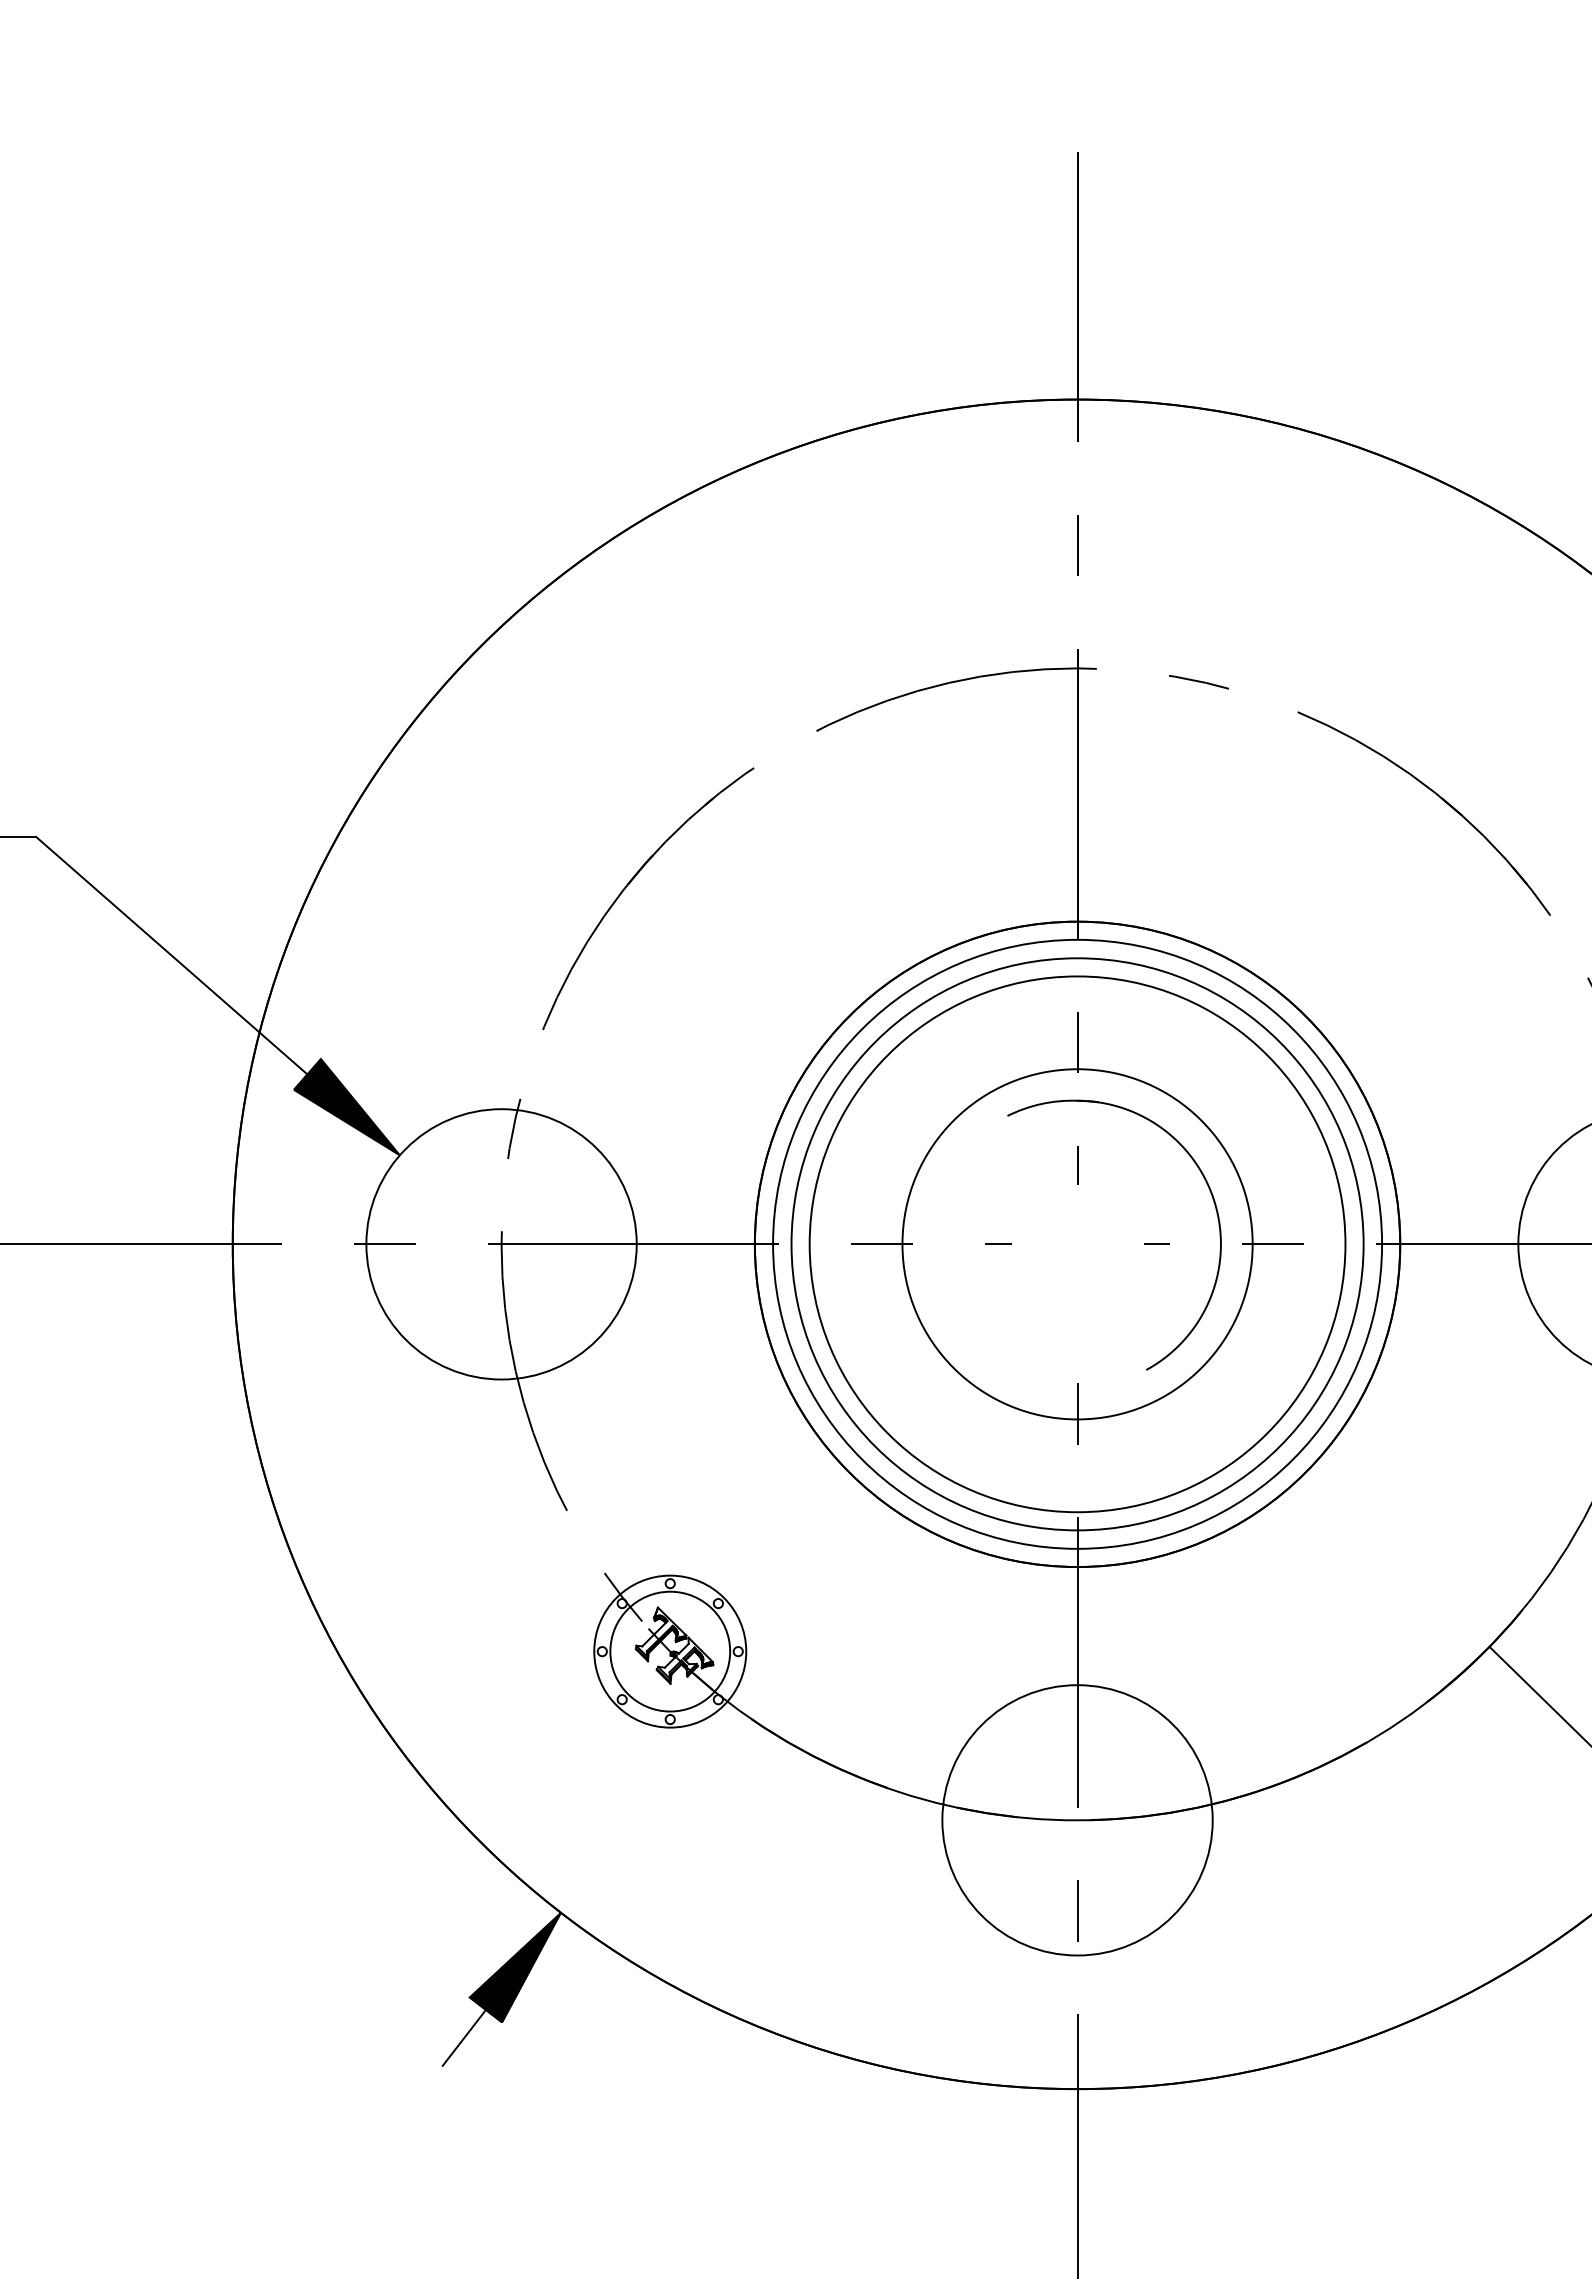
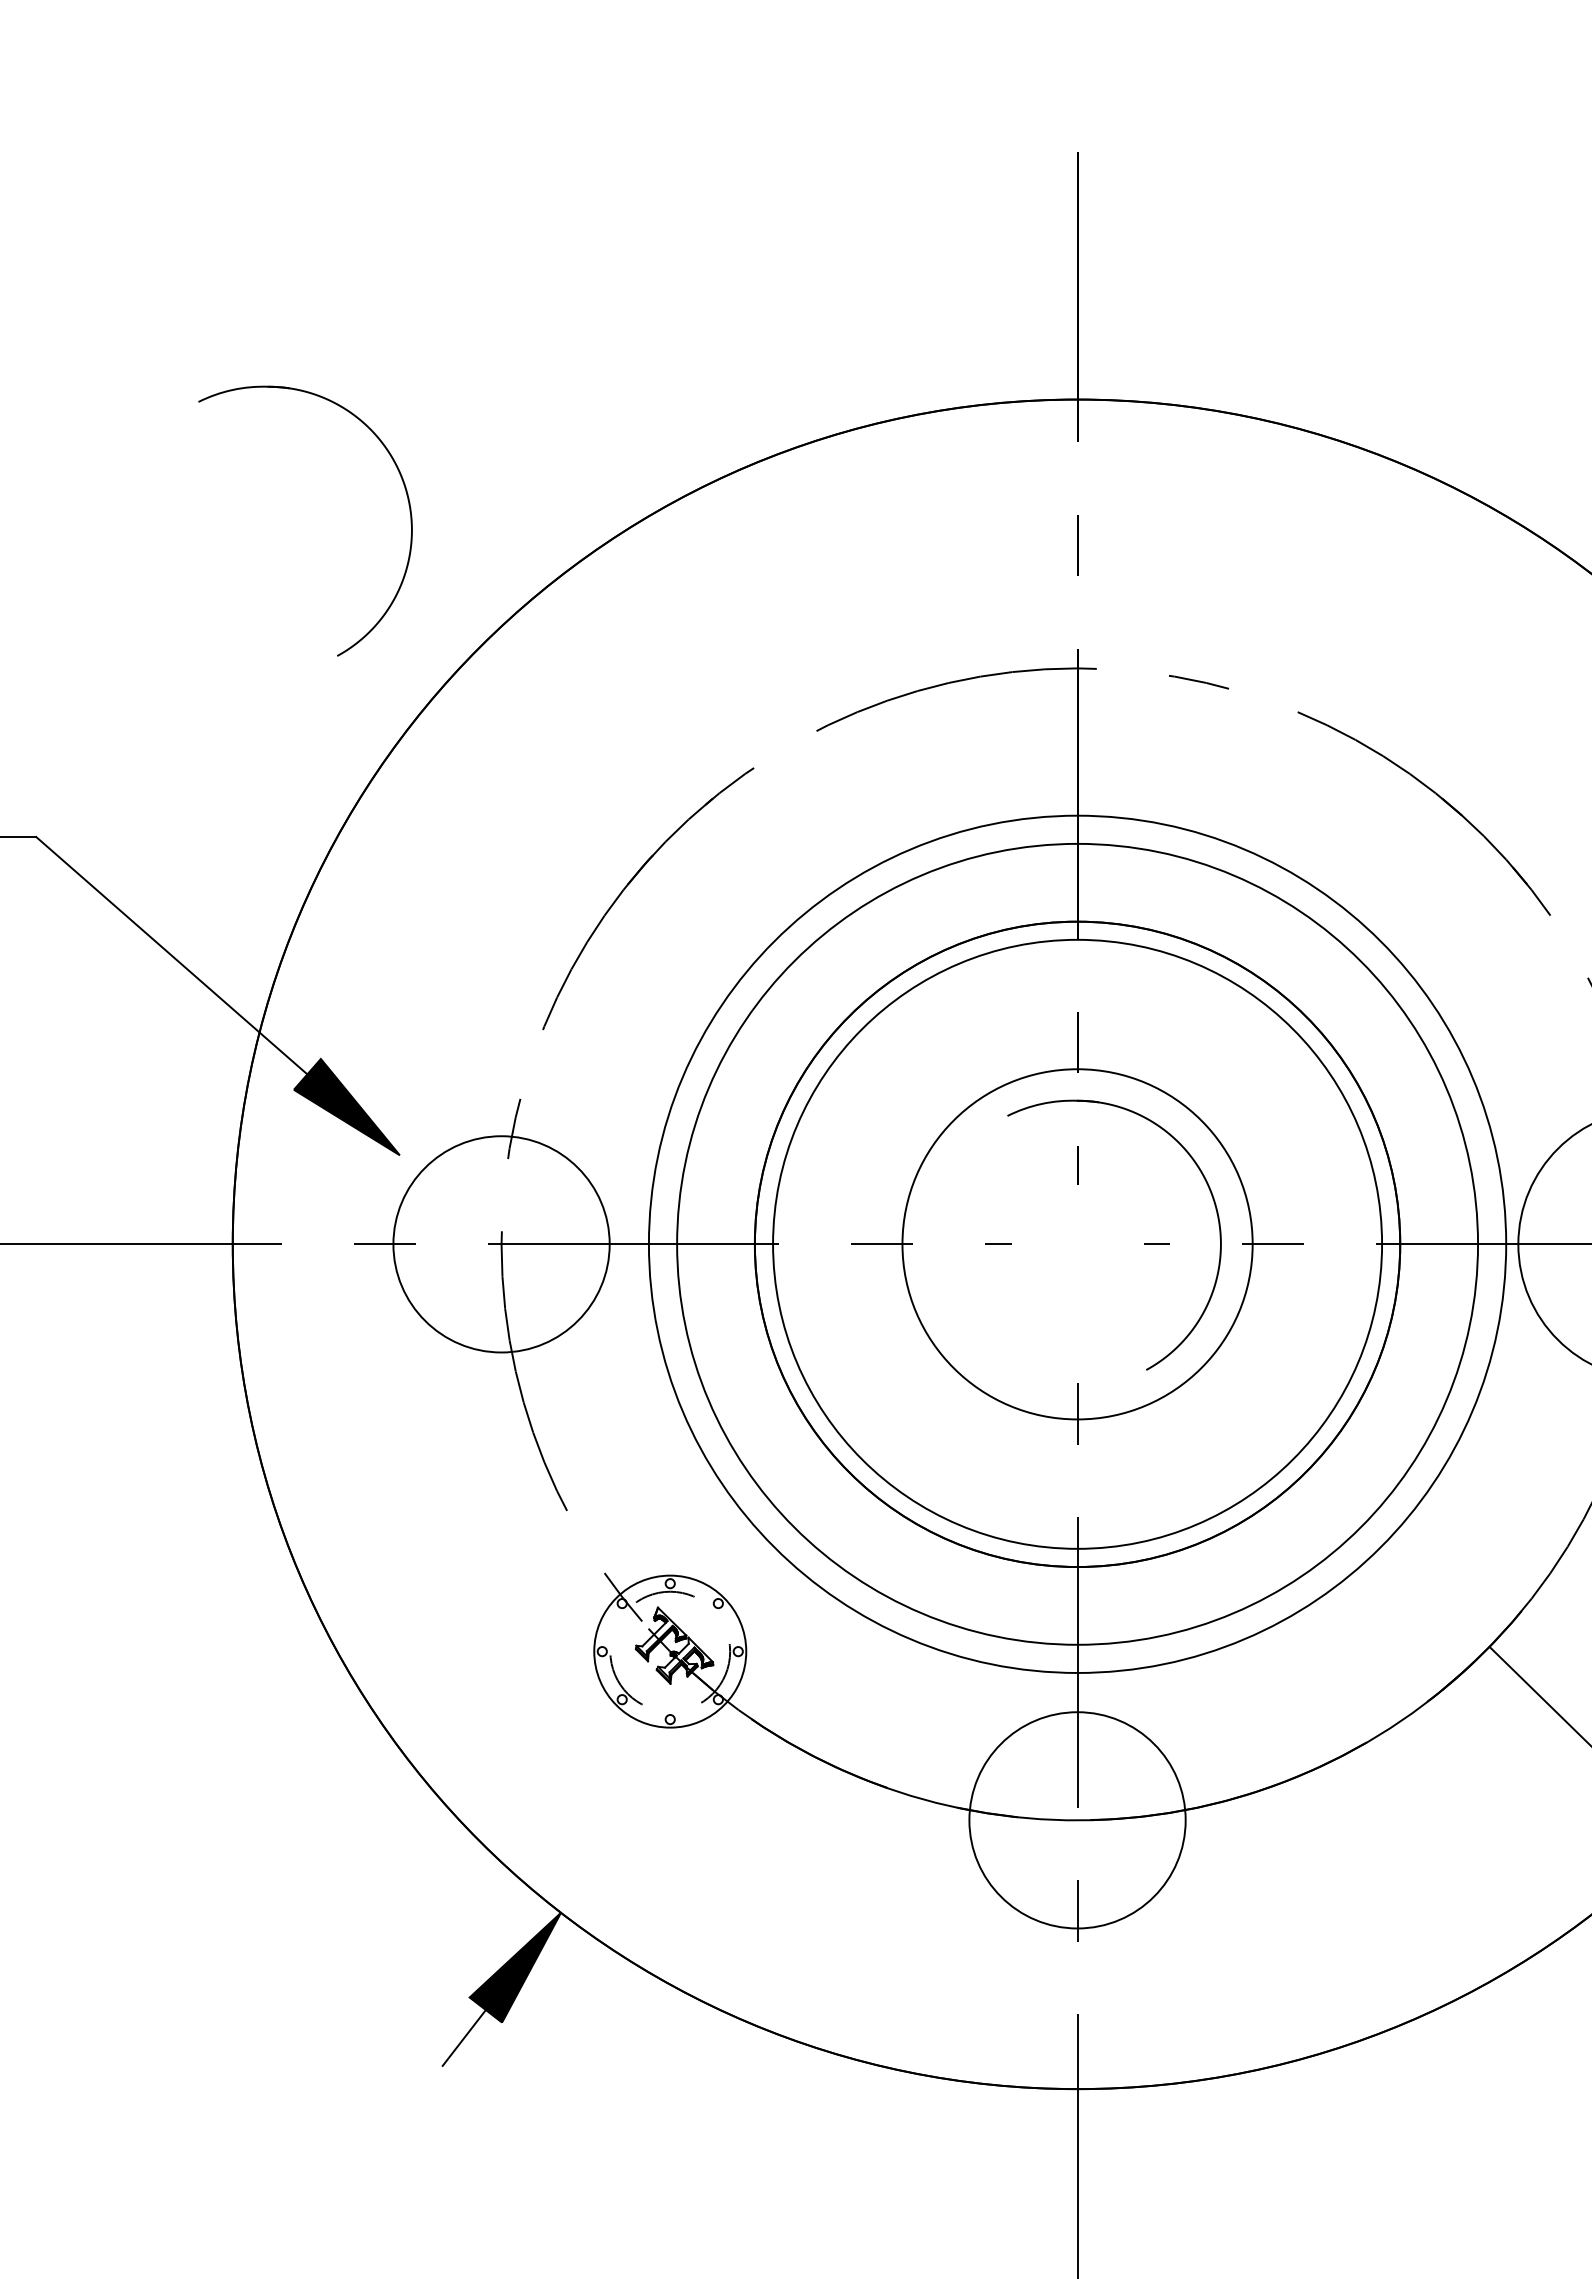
part: none -> present (407, 500)
circle diameter: 270 px -> 216 px (501, 1244)
circle diameter: 536 px -> 857 px (1077, 1243)
circle diameter: 572 px -> 801 px (1077, 1243)
circle: solid -> dashed (670, 1651)
circle diameter: 270 px -> 216 px (1077, 1820)
